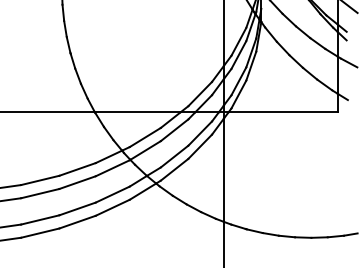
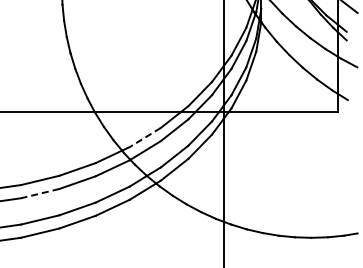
line: solid -> dashed (144, 137)
line: solid -> dashed (40, 193)
